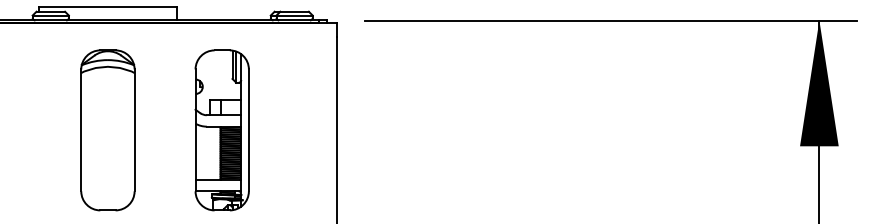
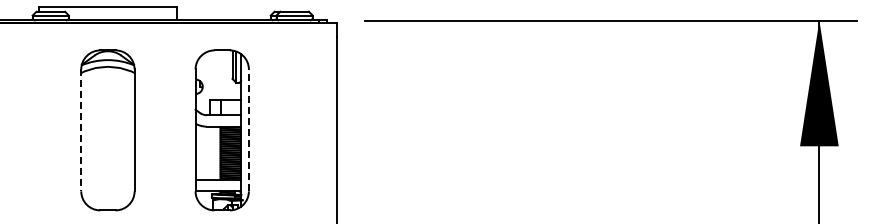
line: solid -> dashed (81, 130)
line: solid -> dashed (248, 130)
